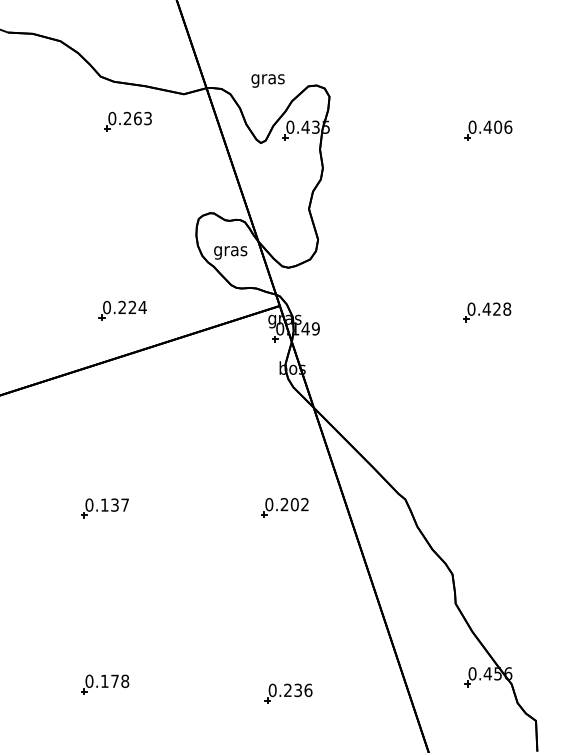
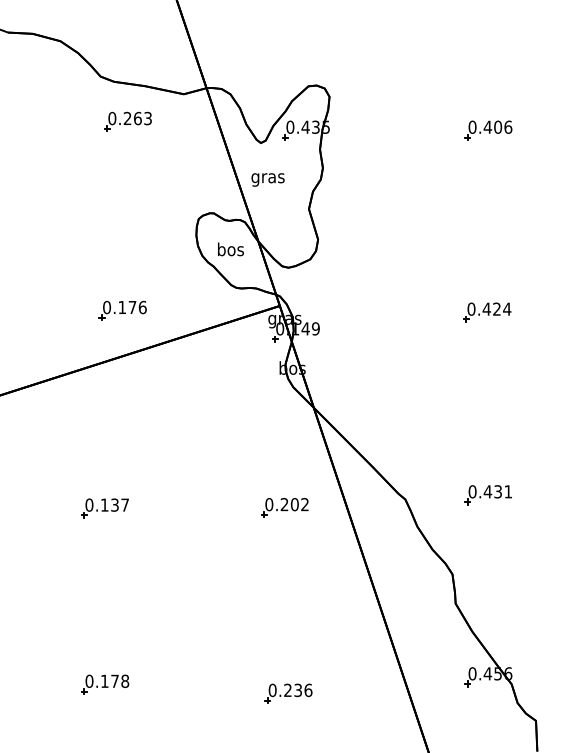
text position: (267, 80) -> (267, 179) (267, 179)
text: gras -> bos (230, 250)
text: 0.224 -> 0.176 (132, 307)
text: 0.428 -> 0.424 (507, 308)
part: none -> present (487, 495)
